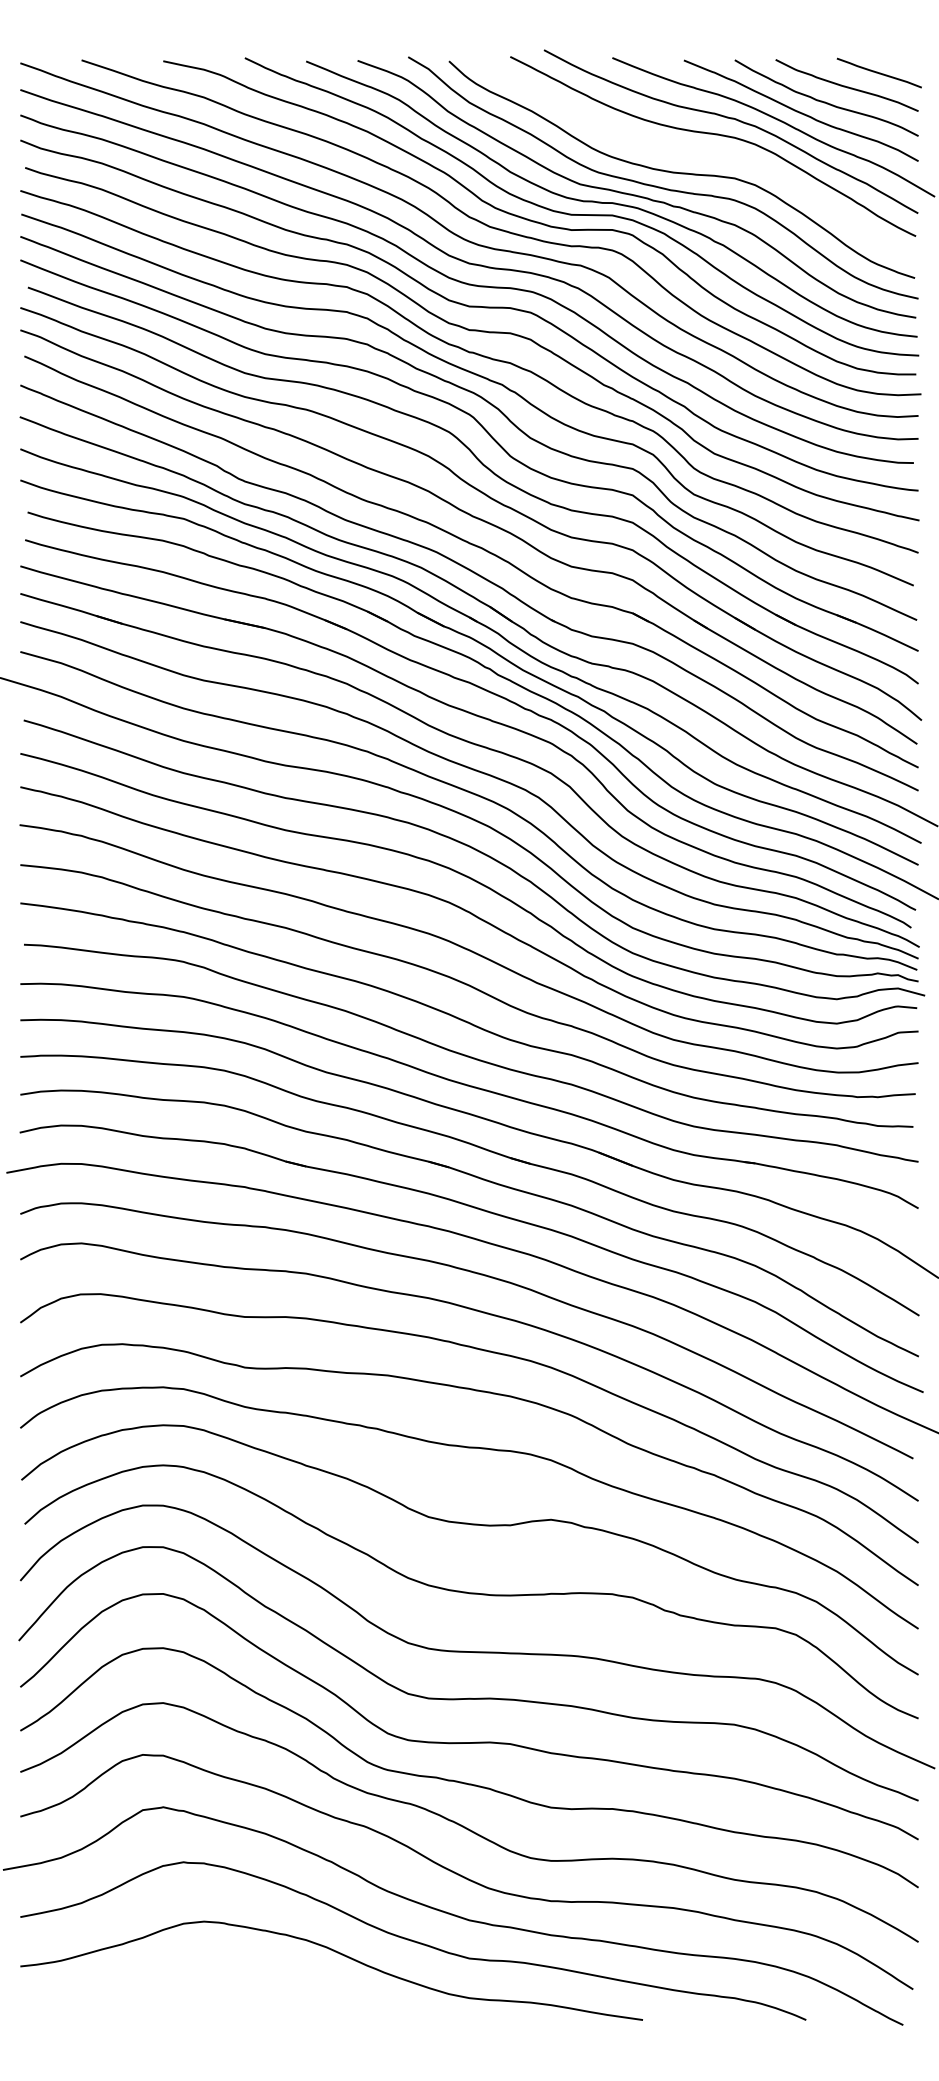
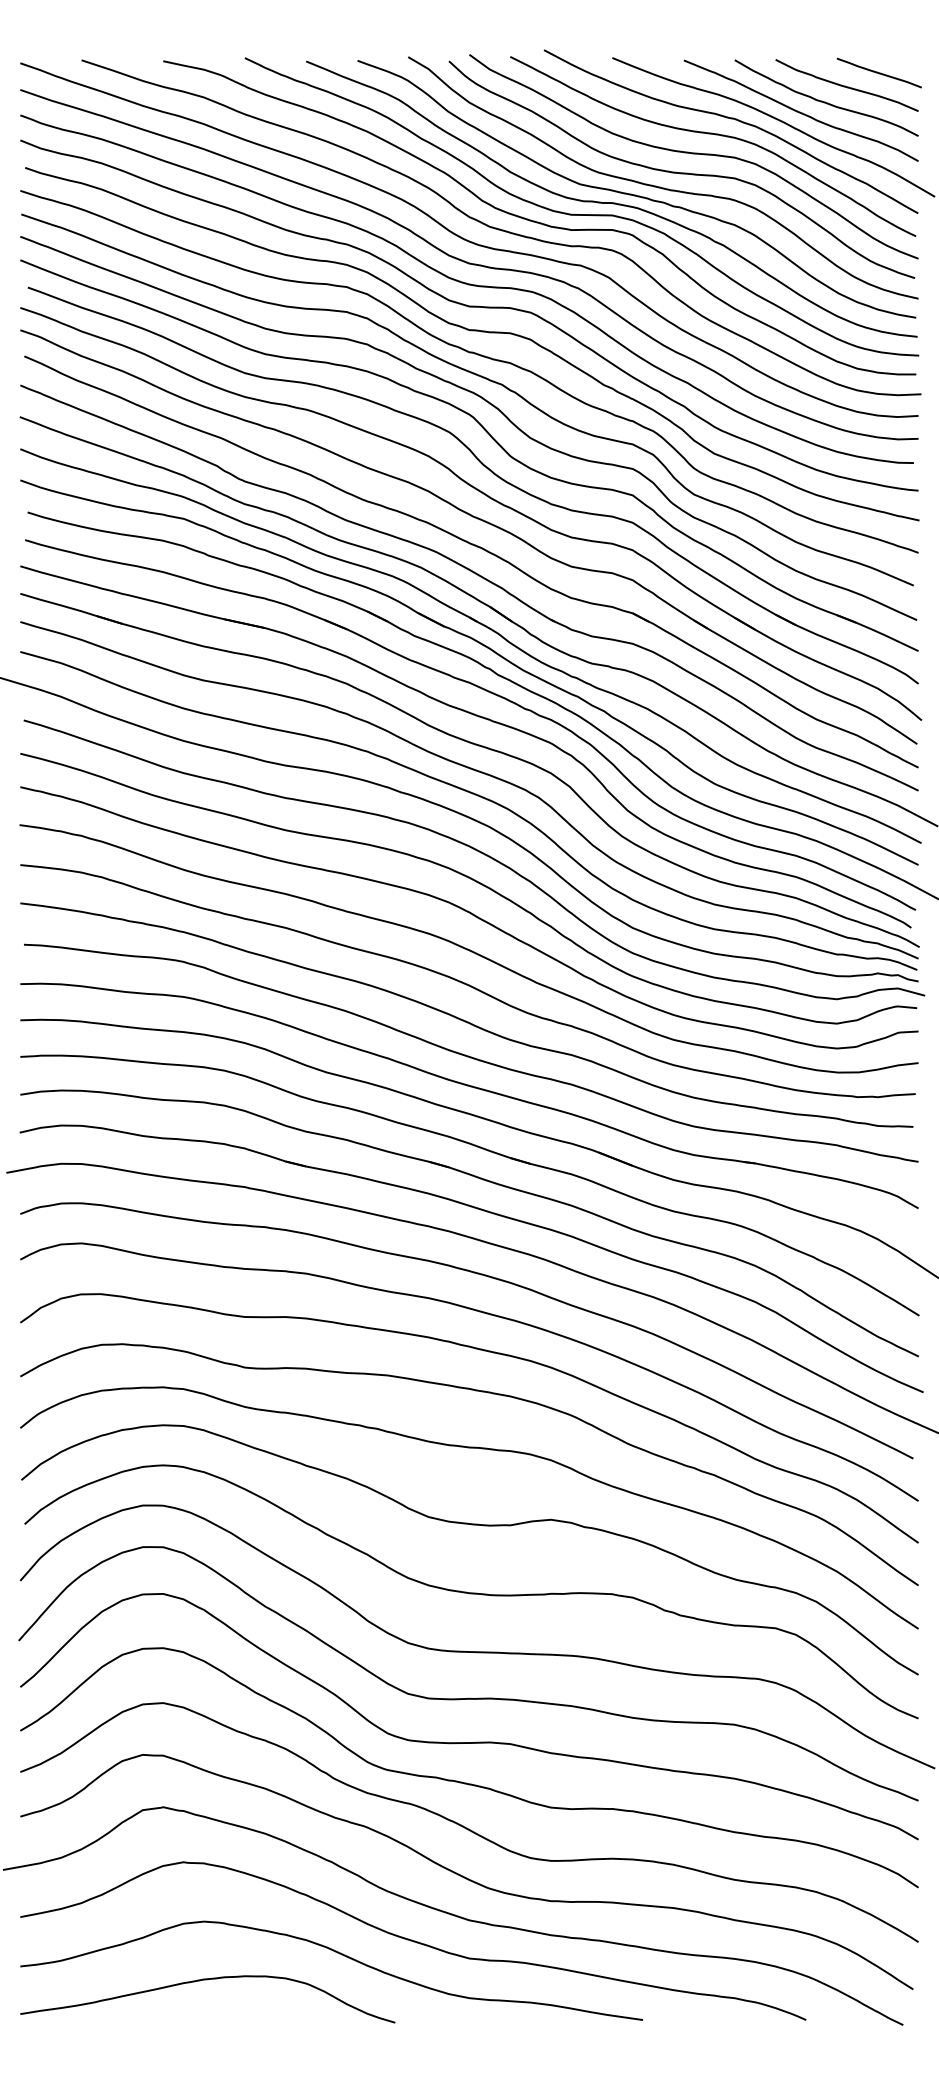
curve: none -> present (693, 154)
curve: none -> present (207, 1980)
